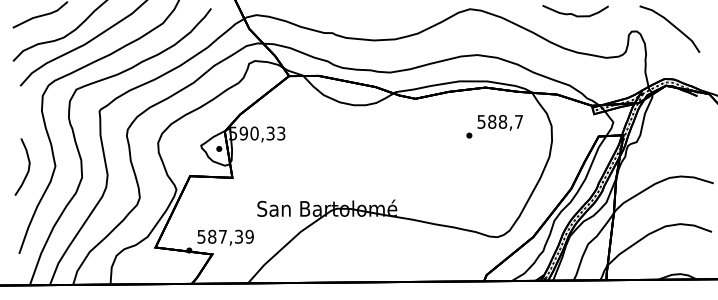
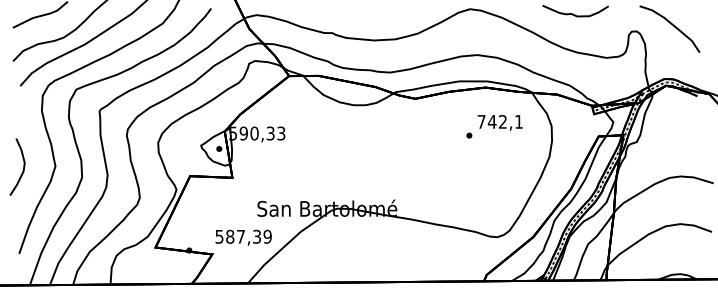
text: 588,7 -> 742,1 (499, 121)
curve position: (28, 166) -> (23, 166) (23, 166)
text position: (225, 237) -> (243, 237) (243, 237)
